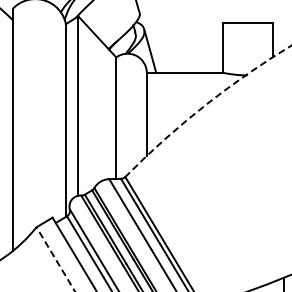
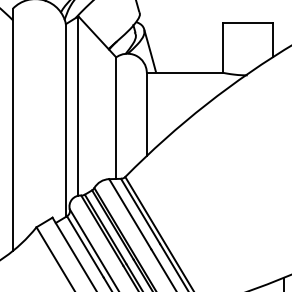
arc: dashed -> solid (205, 105)
line: dashed -> solid (55, 258)
